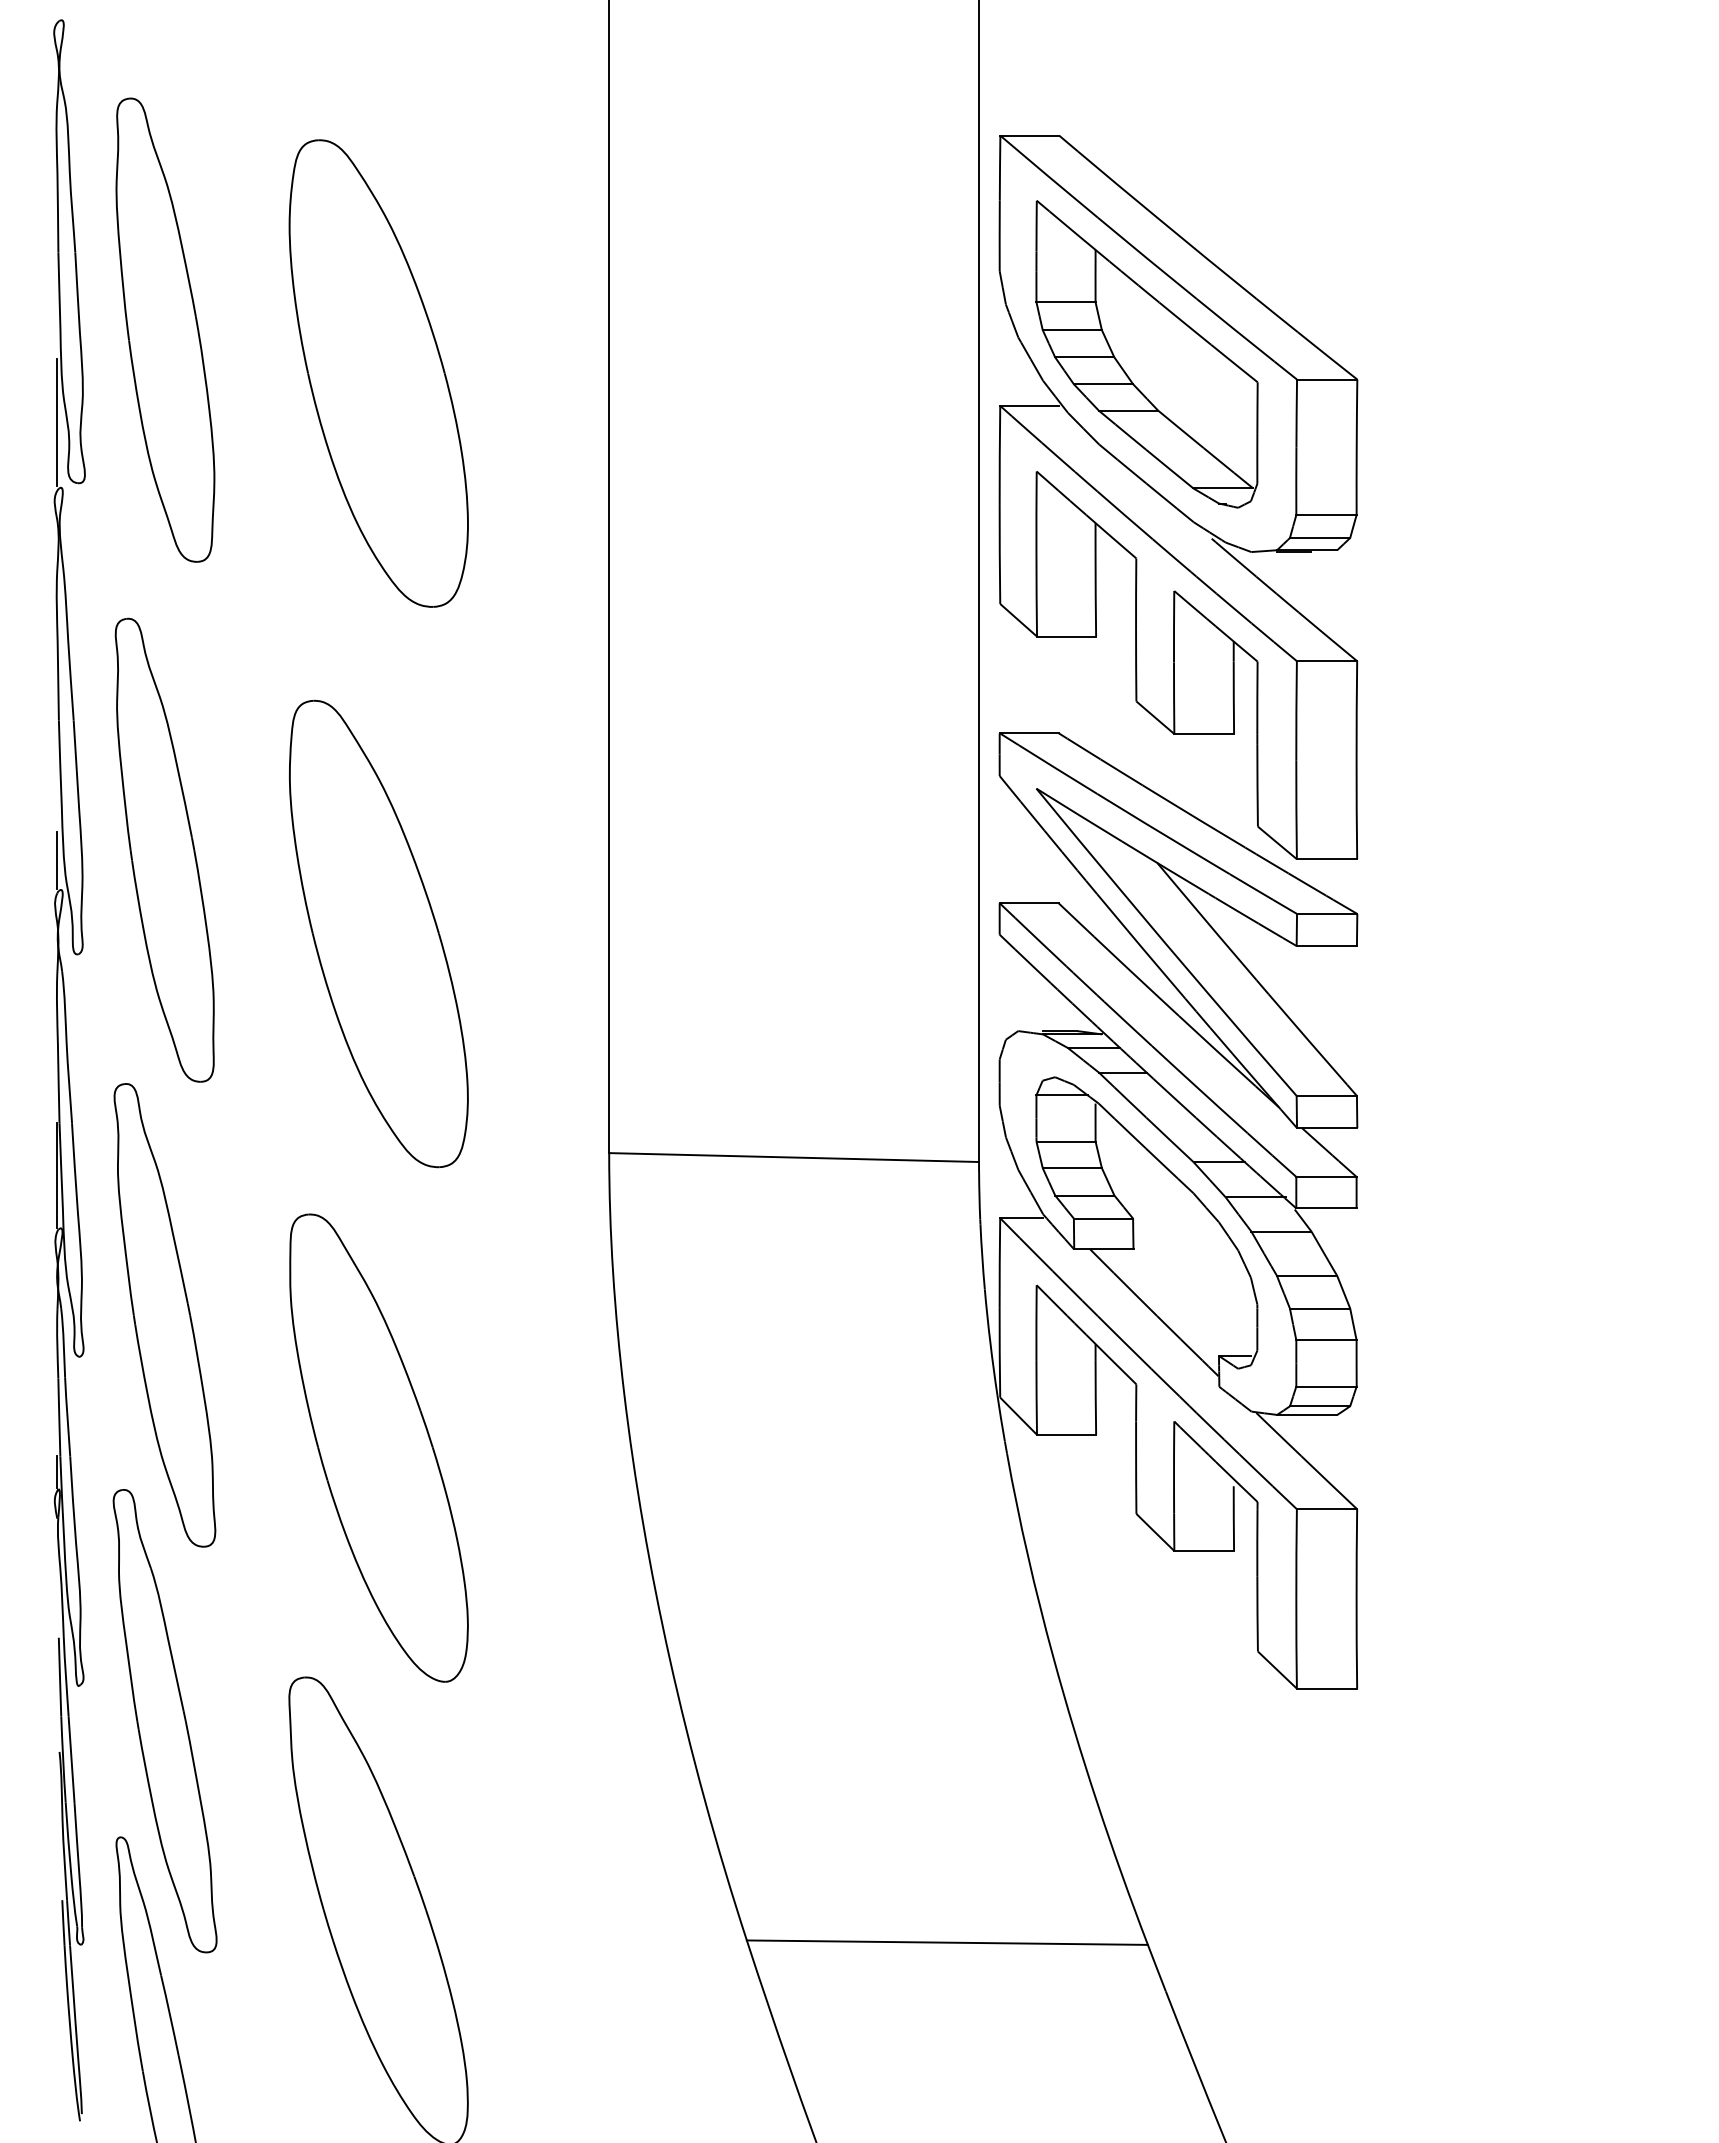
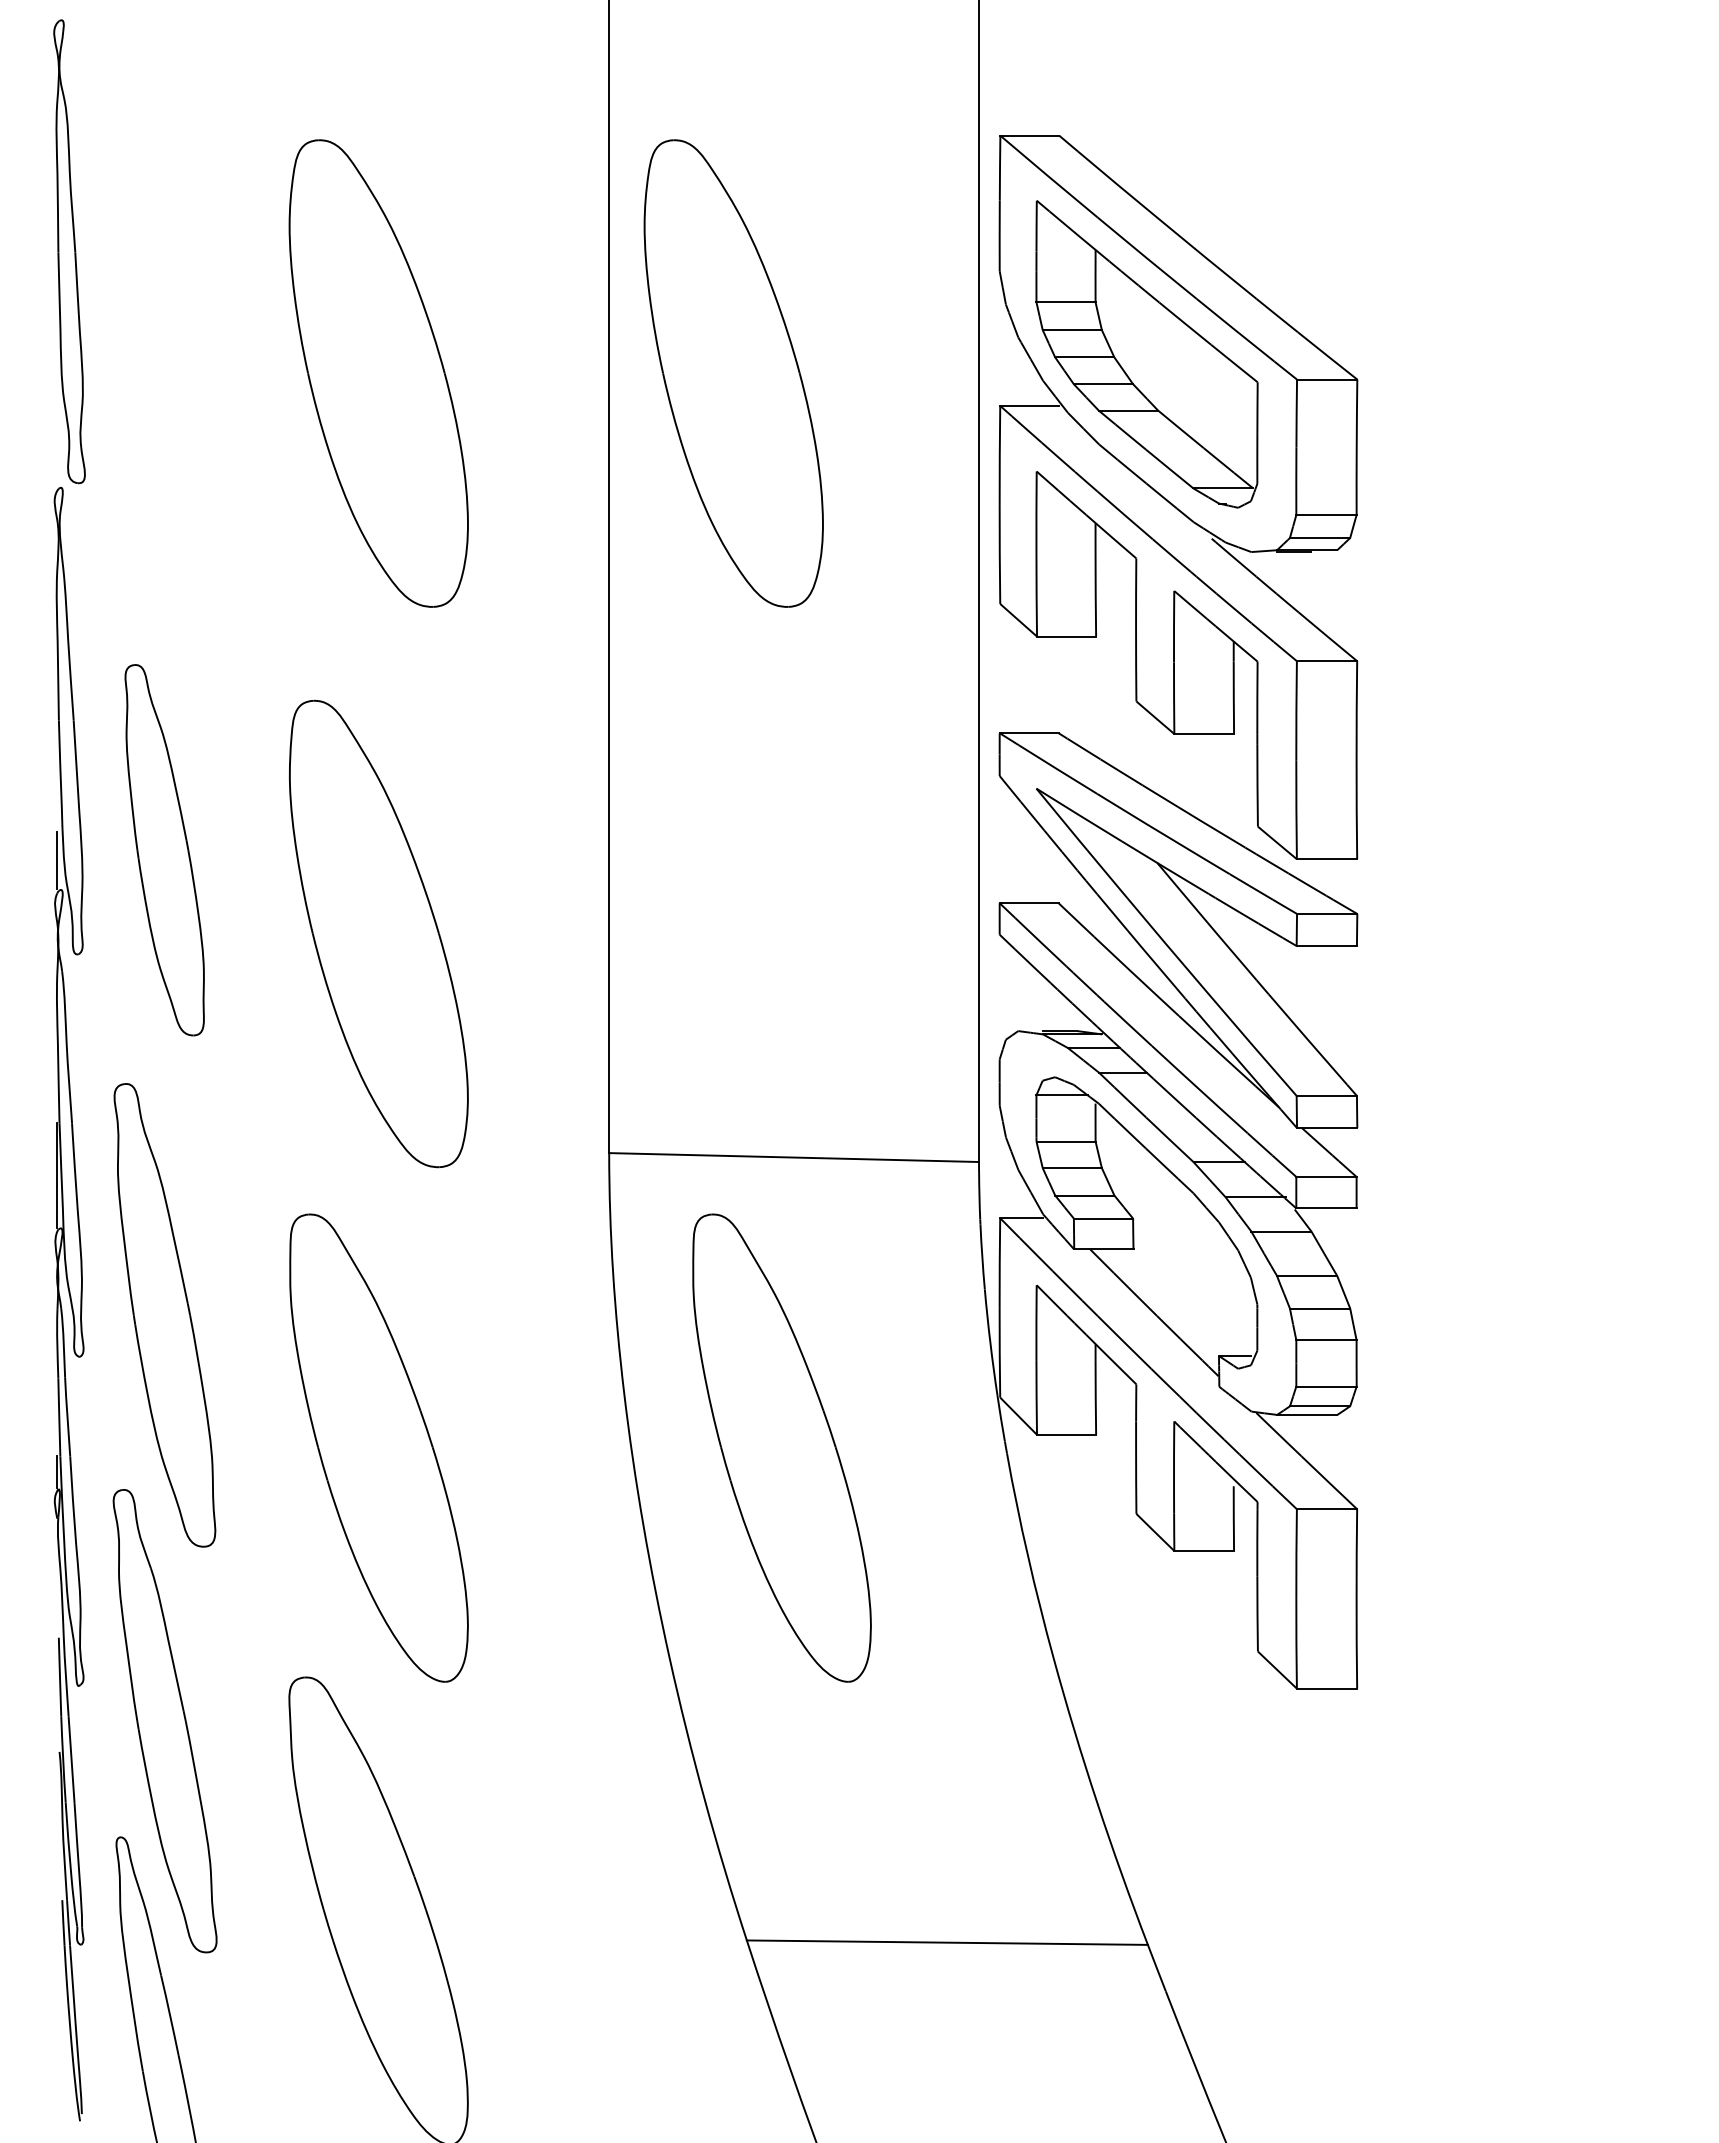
part: present -> none (165, 329)
part: none -> present (733, 373)
line: present -> none (57, 422)
part size: 101x466 px -> 81x373 px (164, 850)
part: none -> present (781, 1447)
